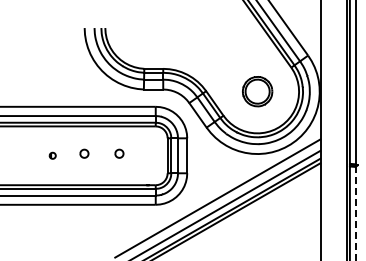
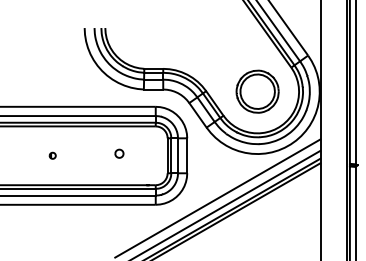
part size: 32x32 px -> 45x45 px (257, 91)
part: present -> none (84, 153)
line: dashed -> solid (356, 213)
